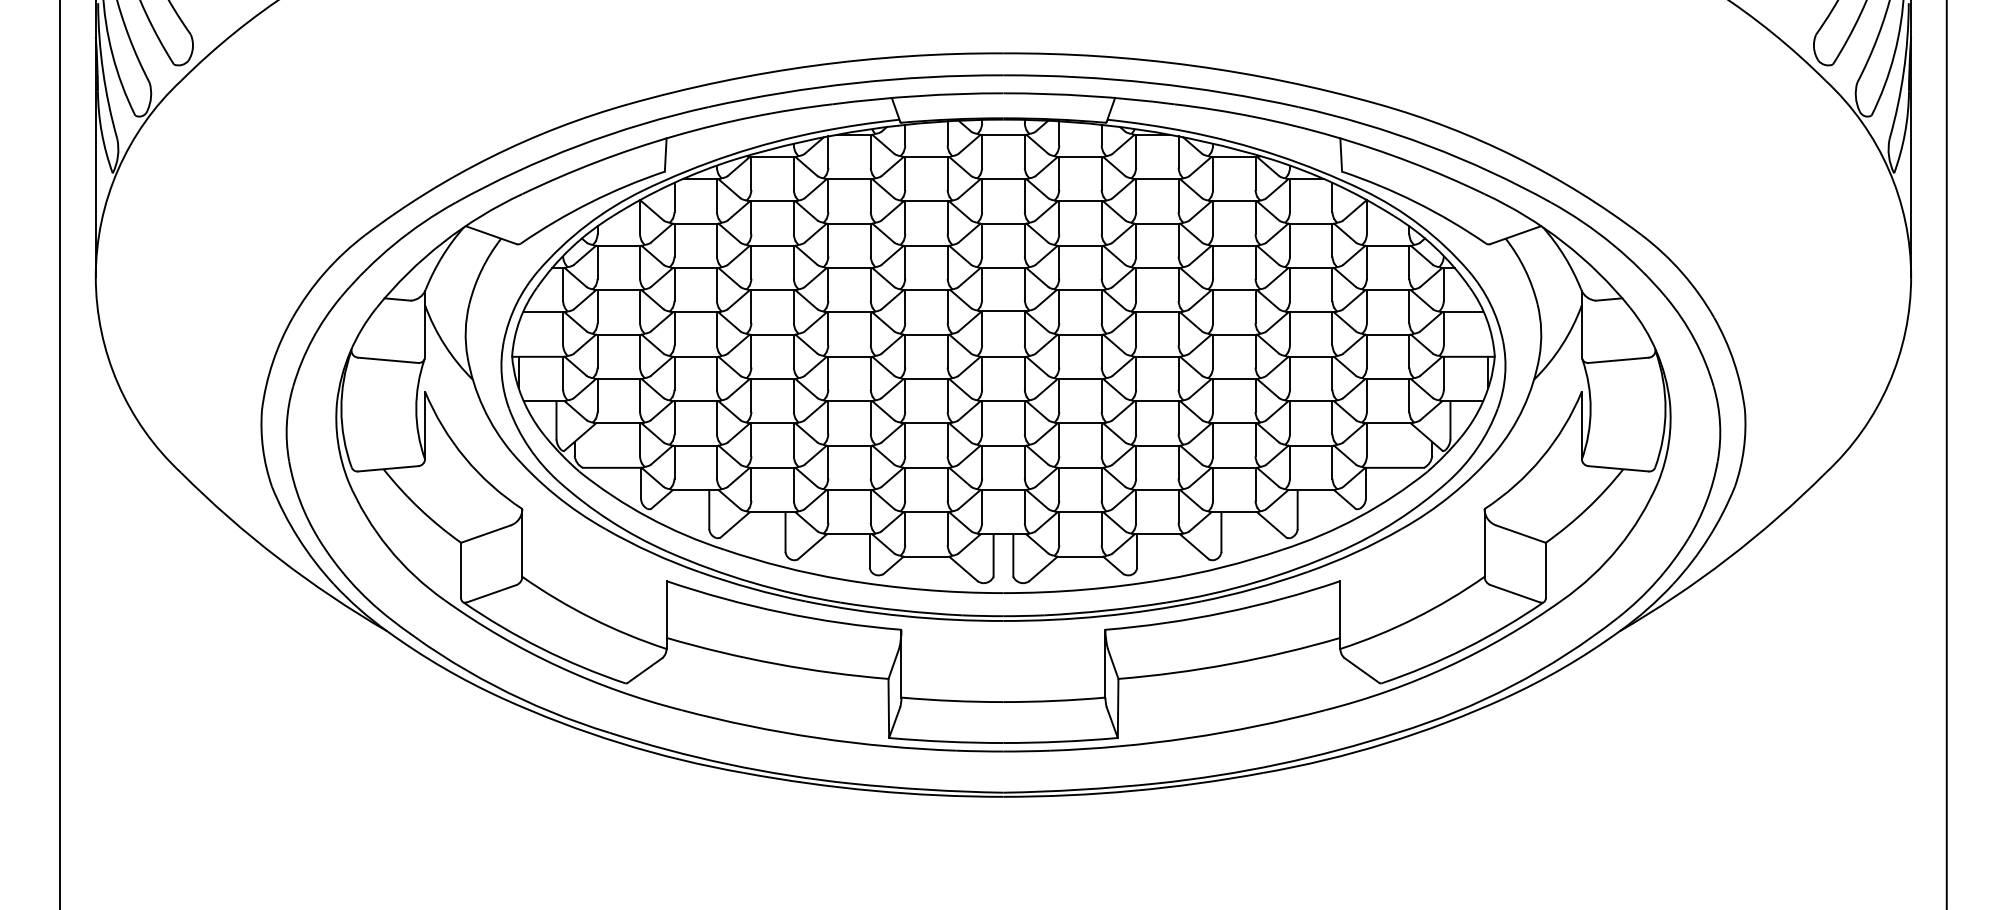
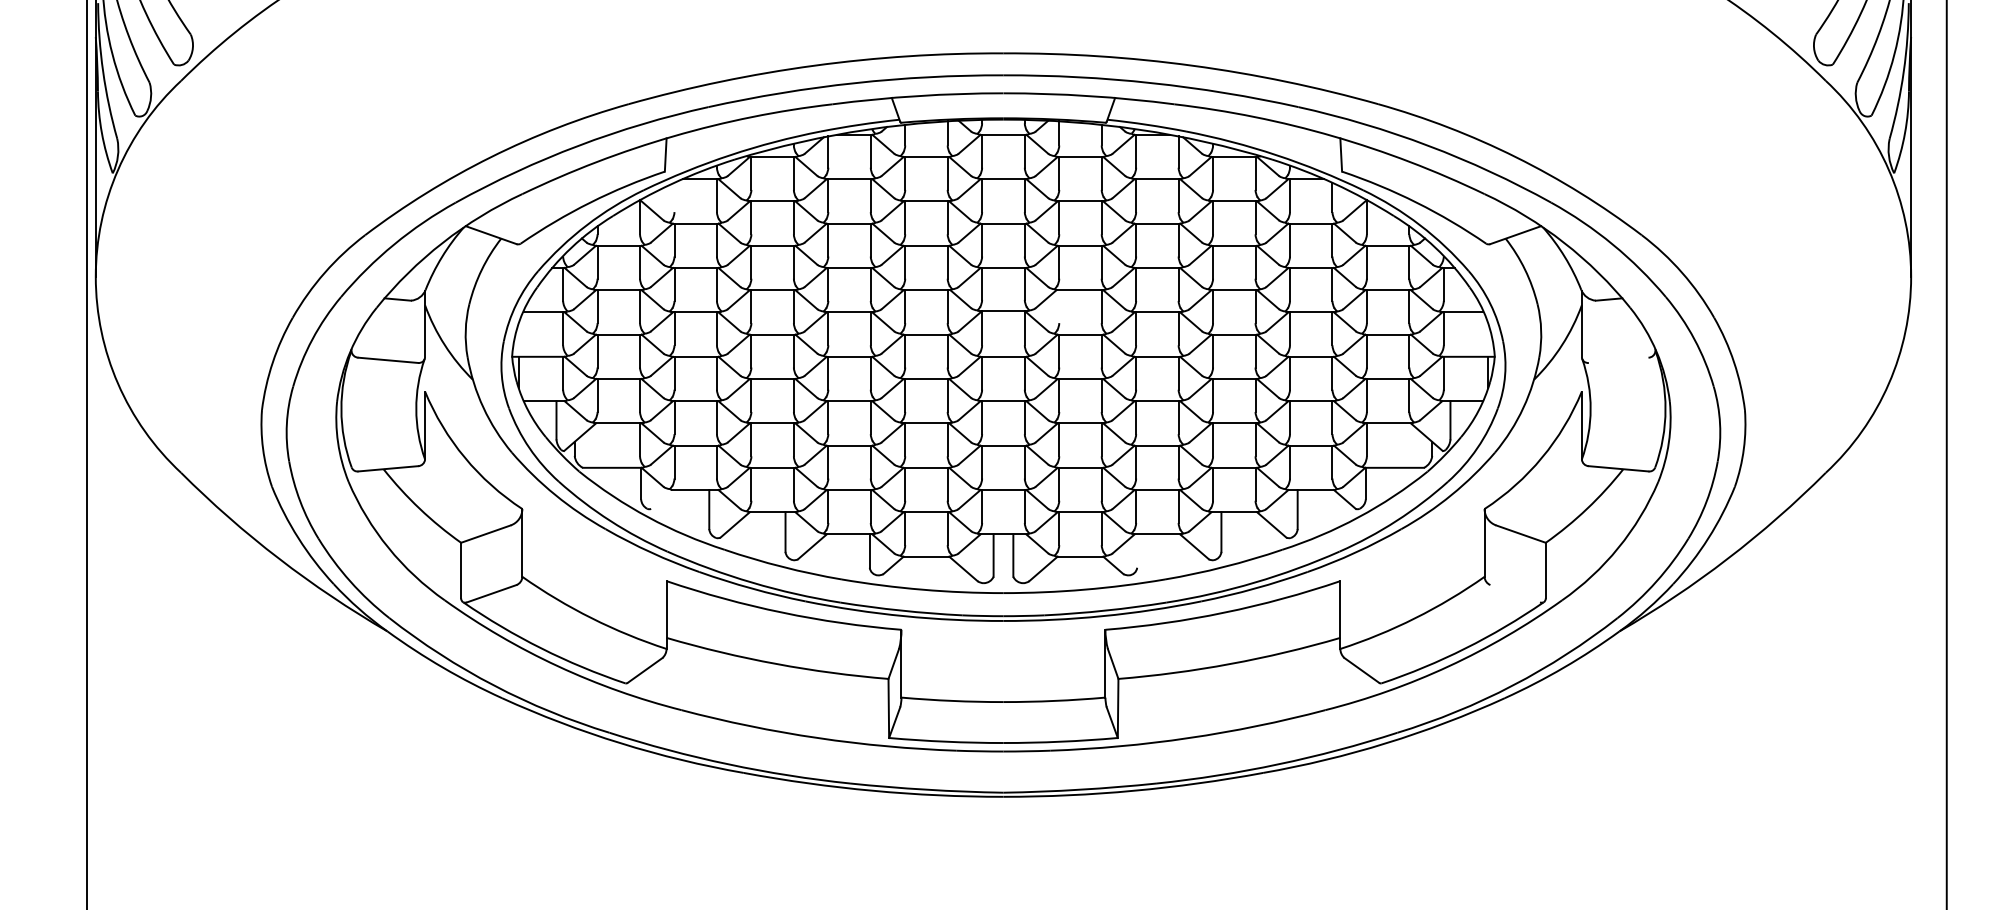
line: present -> none (674, 197)
line: present -> none (1059, 306)
line: present -> none (1618, 359)
line position: (60, 454) -> (87, 454) (87, 454)
line: present -> none (661, 499)
line: present -> none (1137, 550)
line: present -> none (1514, 593)
